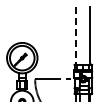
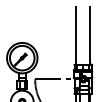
line: dashed -> solid (76, 35)
